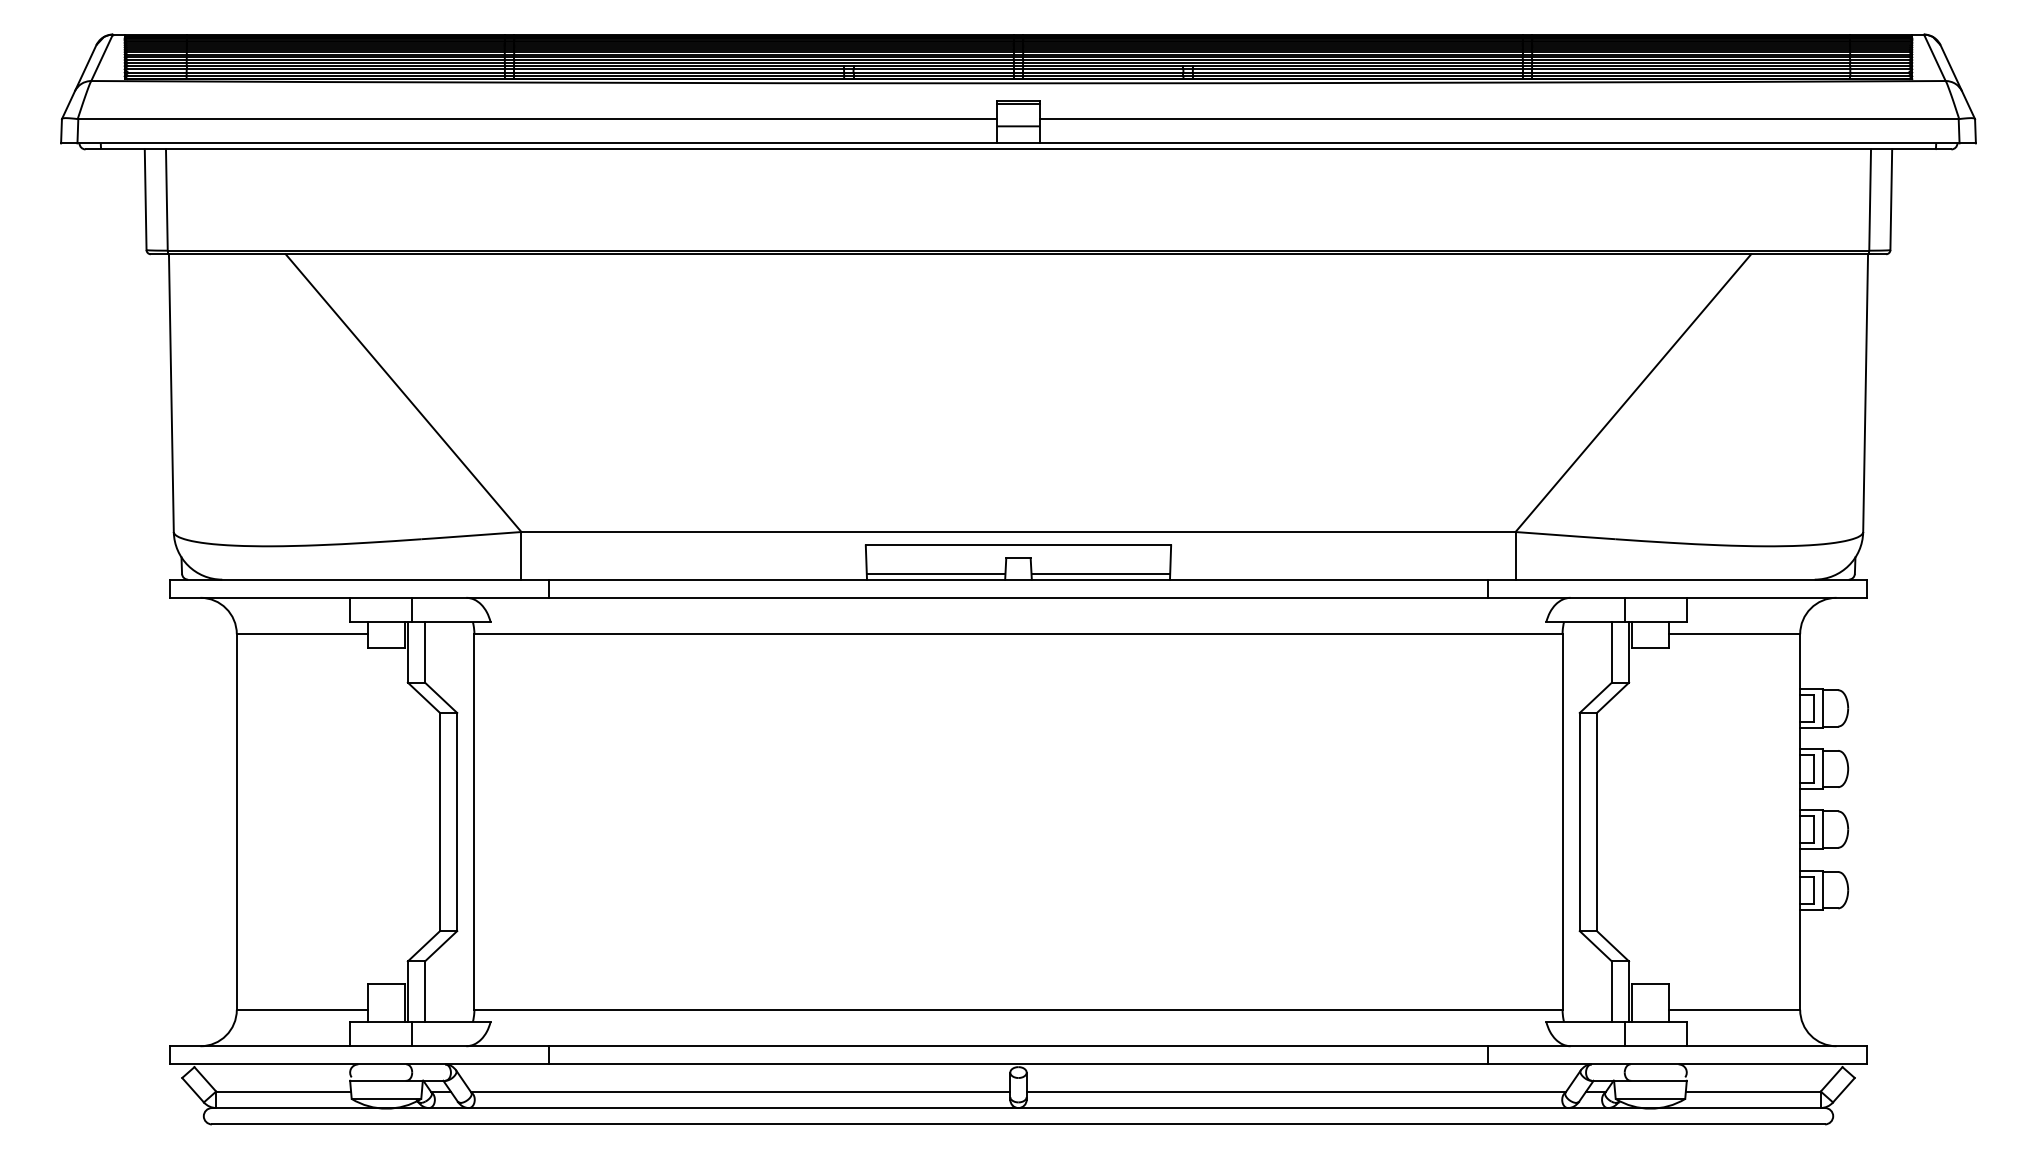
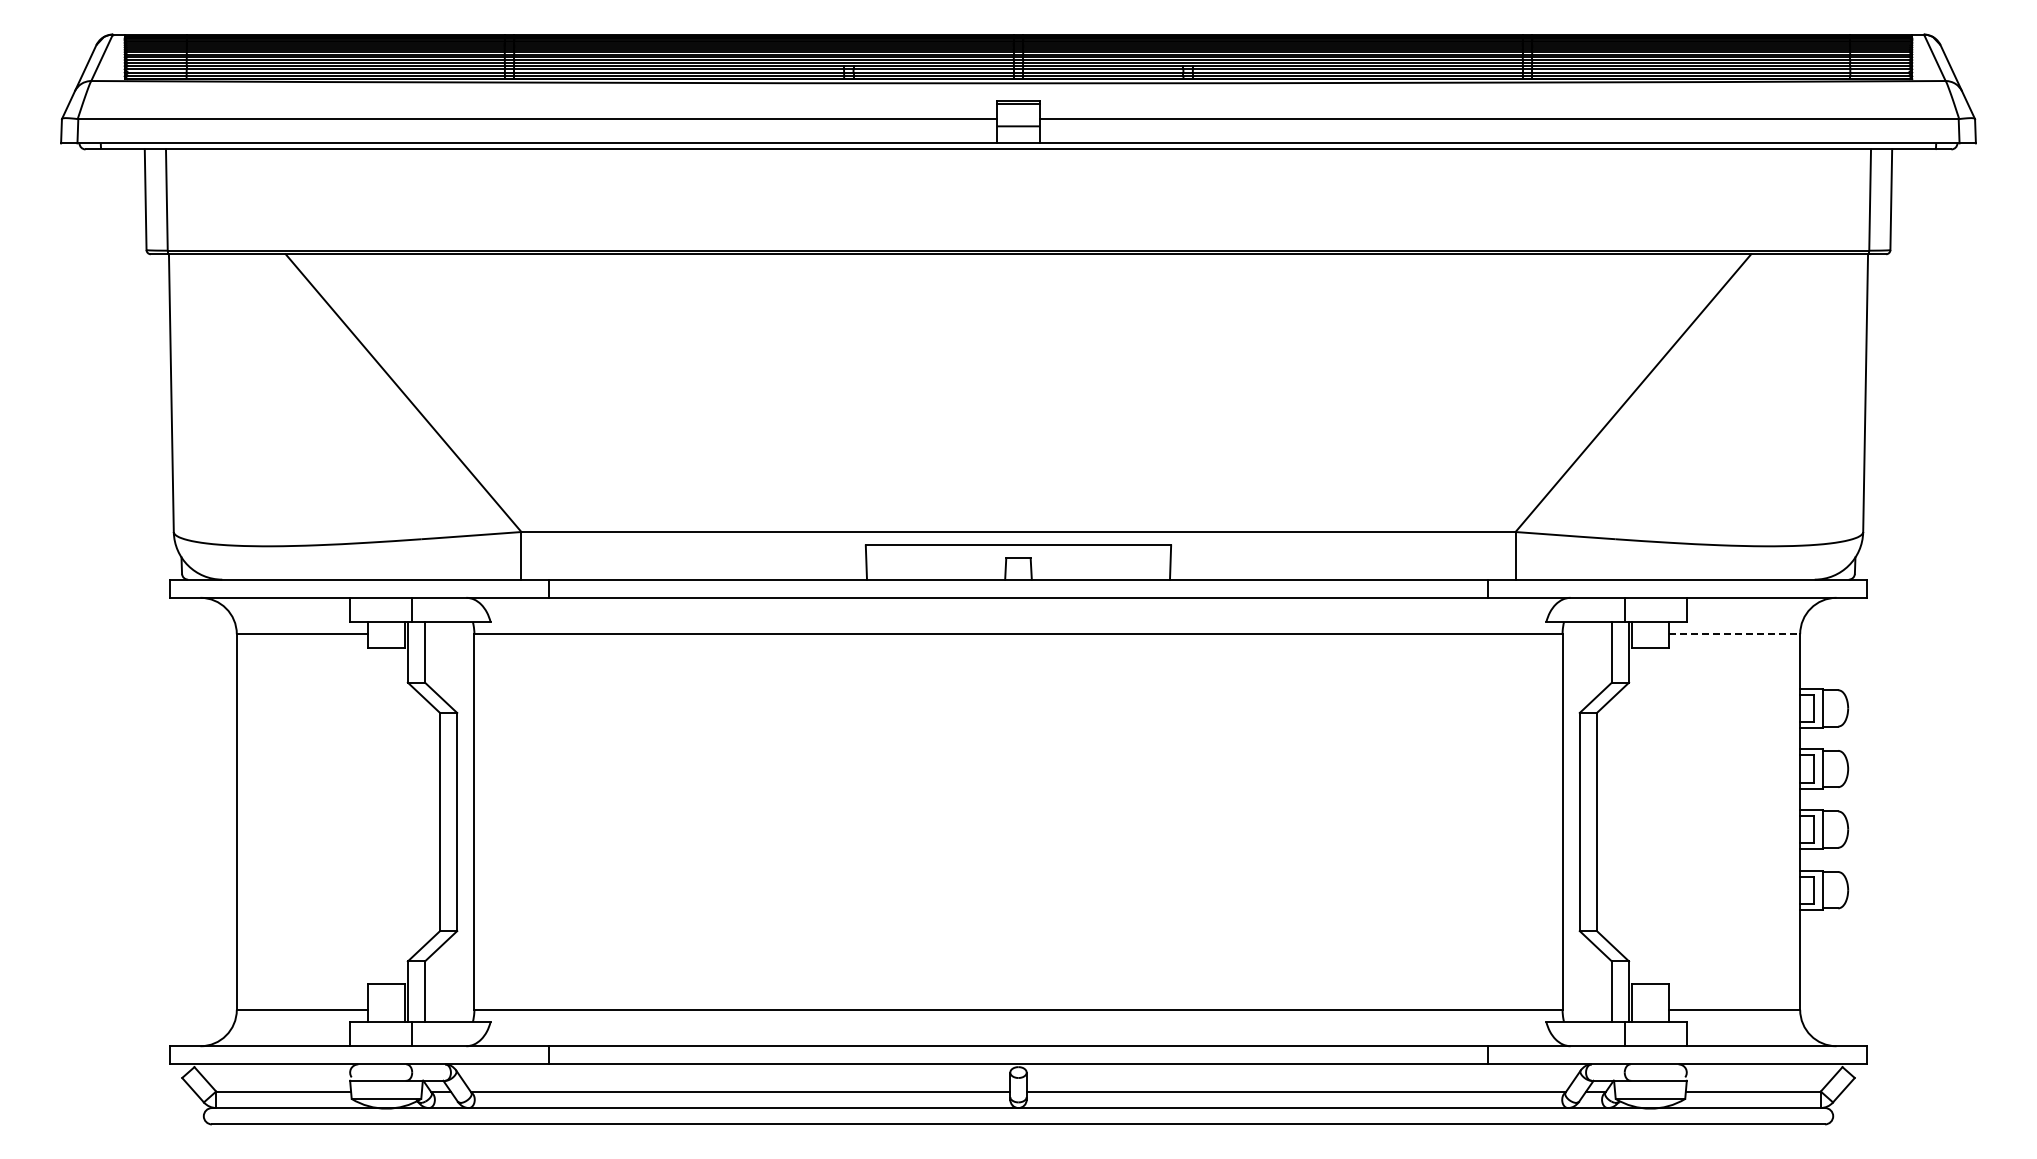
line: present -> none (935, 573)
line: present -> none (1100, 573)
line: solid -> dashed (1734, 634)
